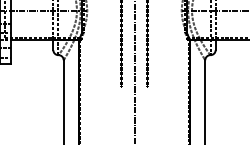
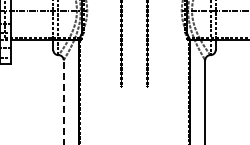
line: present -> none (134, 71)
line: solid -> dashed (63, 102)
